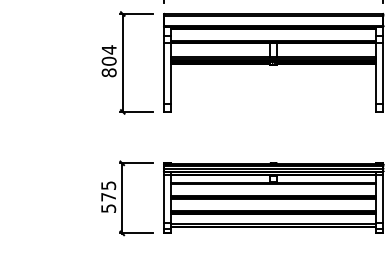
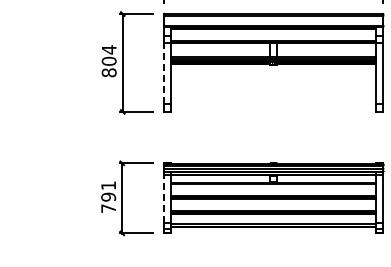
line: solid -> dashed (164, 73)
text: 575 -> 791 (108, 196)
line: solid -> dashed (164, 198)
